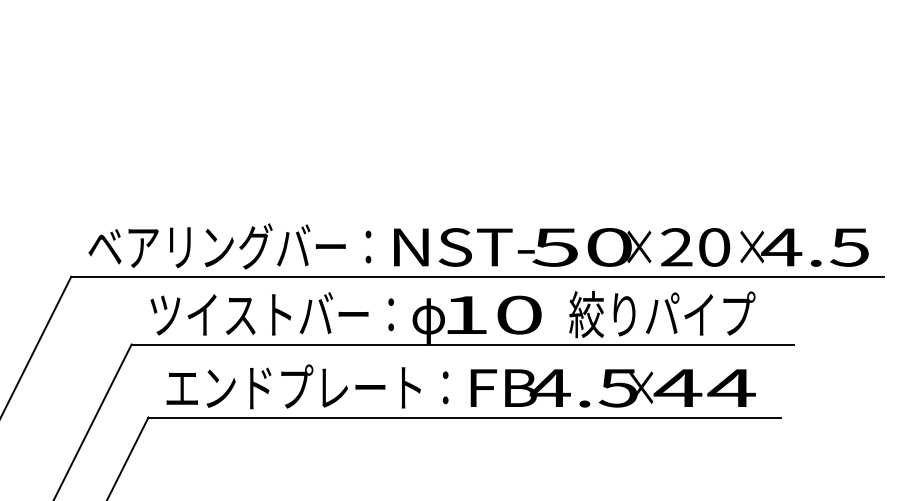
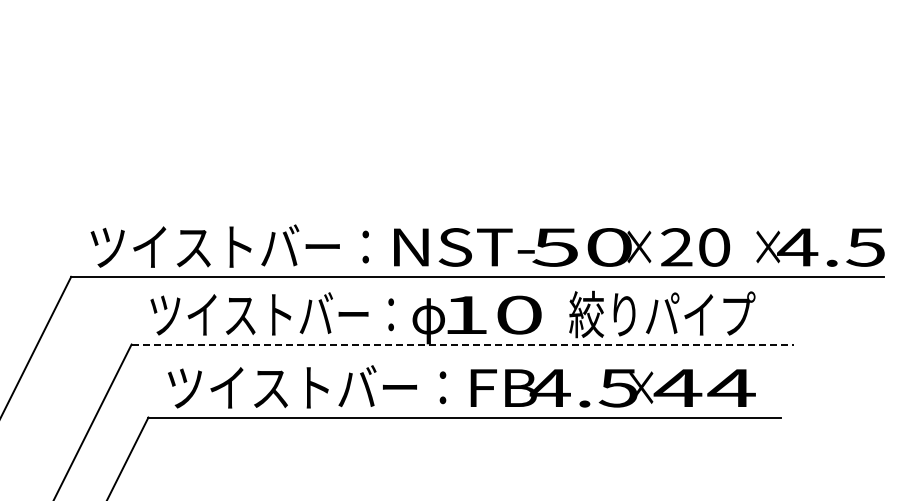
text: ベアリングバー： -> ツイストバー： (229, 246)
text position: (804, 247) -> (820, 247) (820, 247)
line: solid -> dashed (463, 344)
text: エンドプレート： -> ツイストバー： (307, 386)
